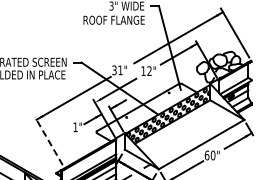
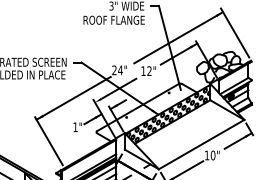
text: 31" -> 24" (117, 70)
line: dashed -> solid (48, 141)
text: 60" -> 10" (206, 155)
